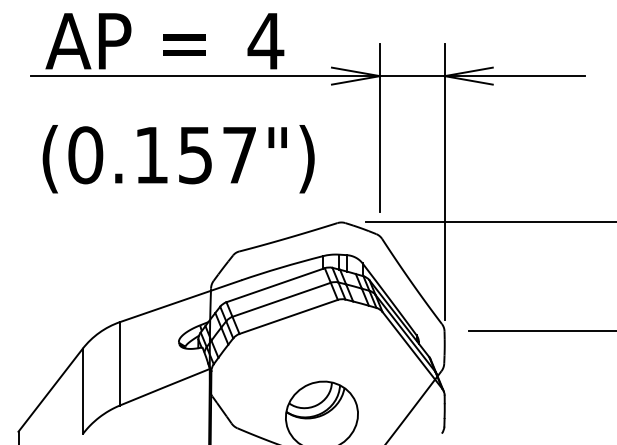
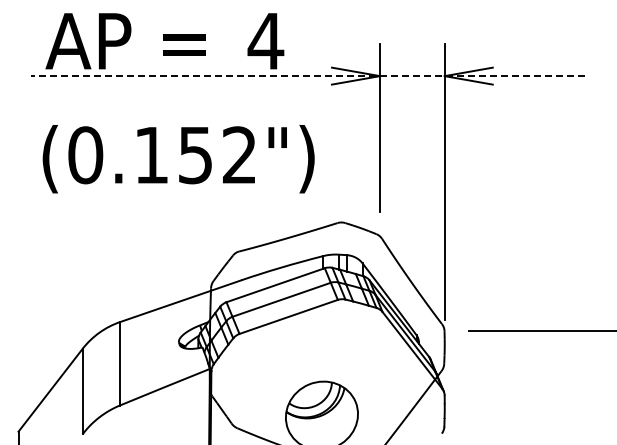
line: solid -> dashed (307, 76)
text: (0.157") -> (0.152") (239, 154)
line: present -> none (489, 222)
